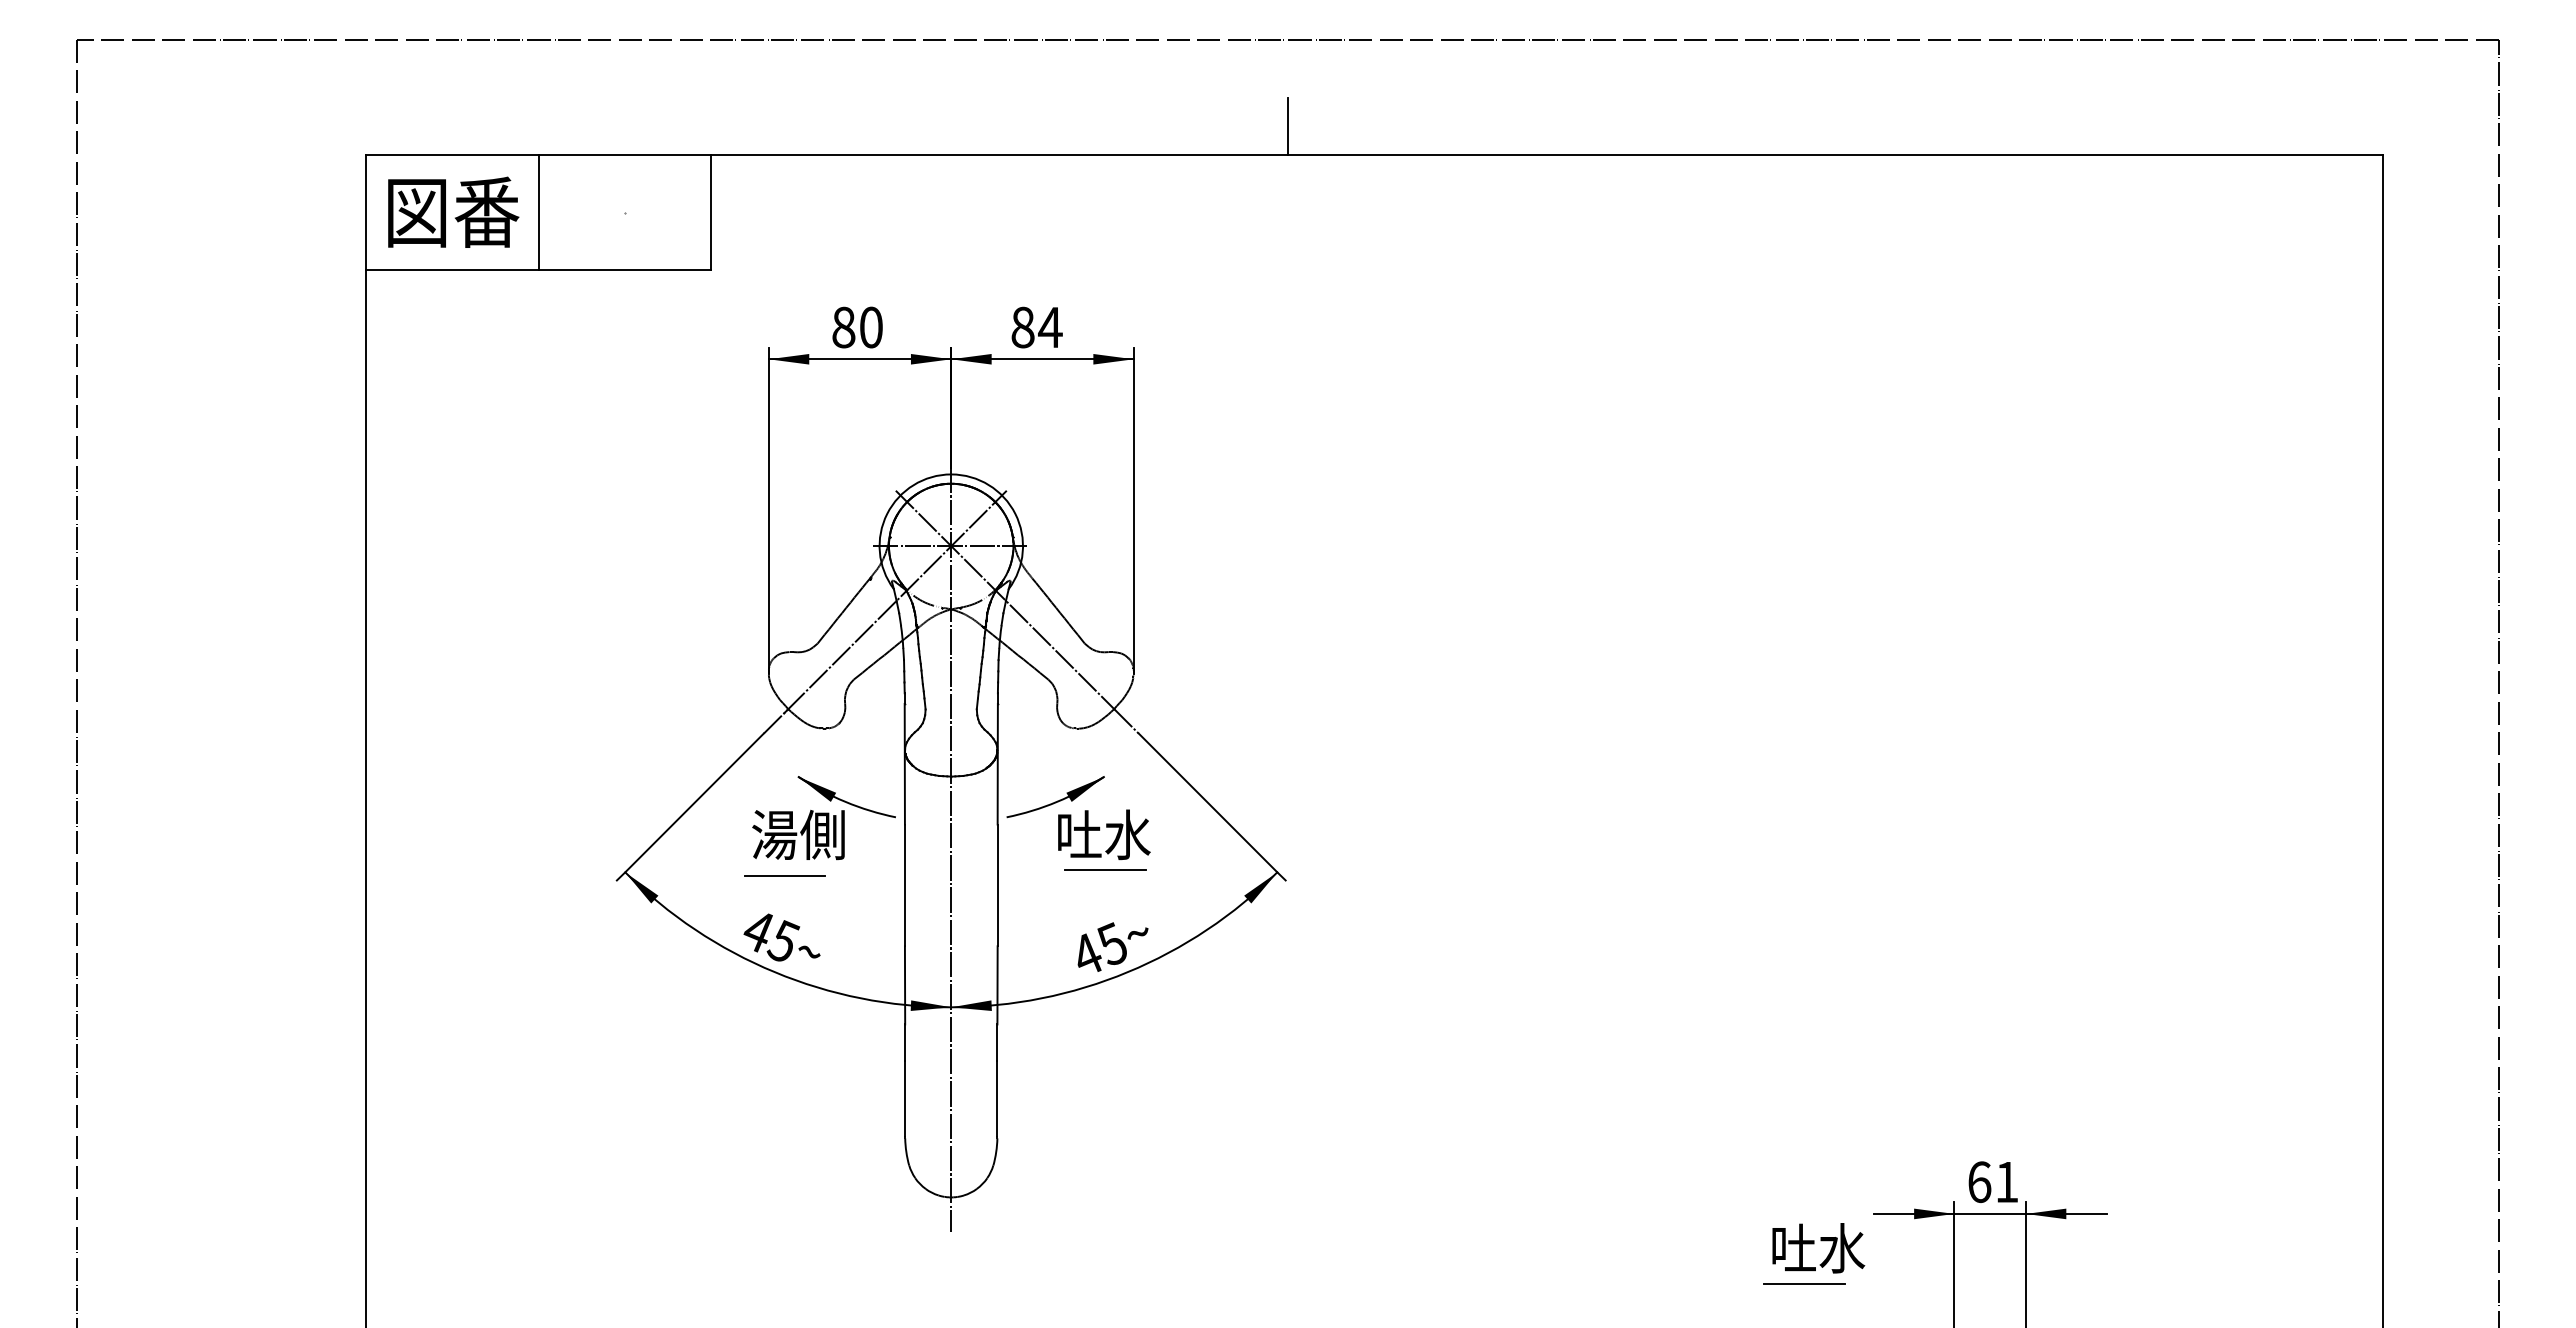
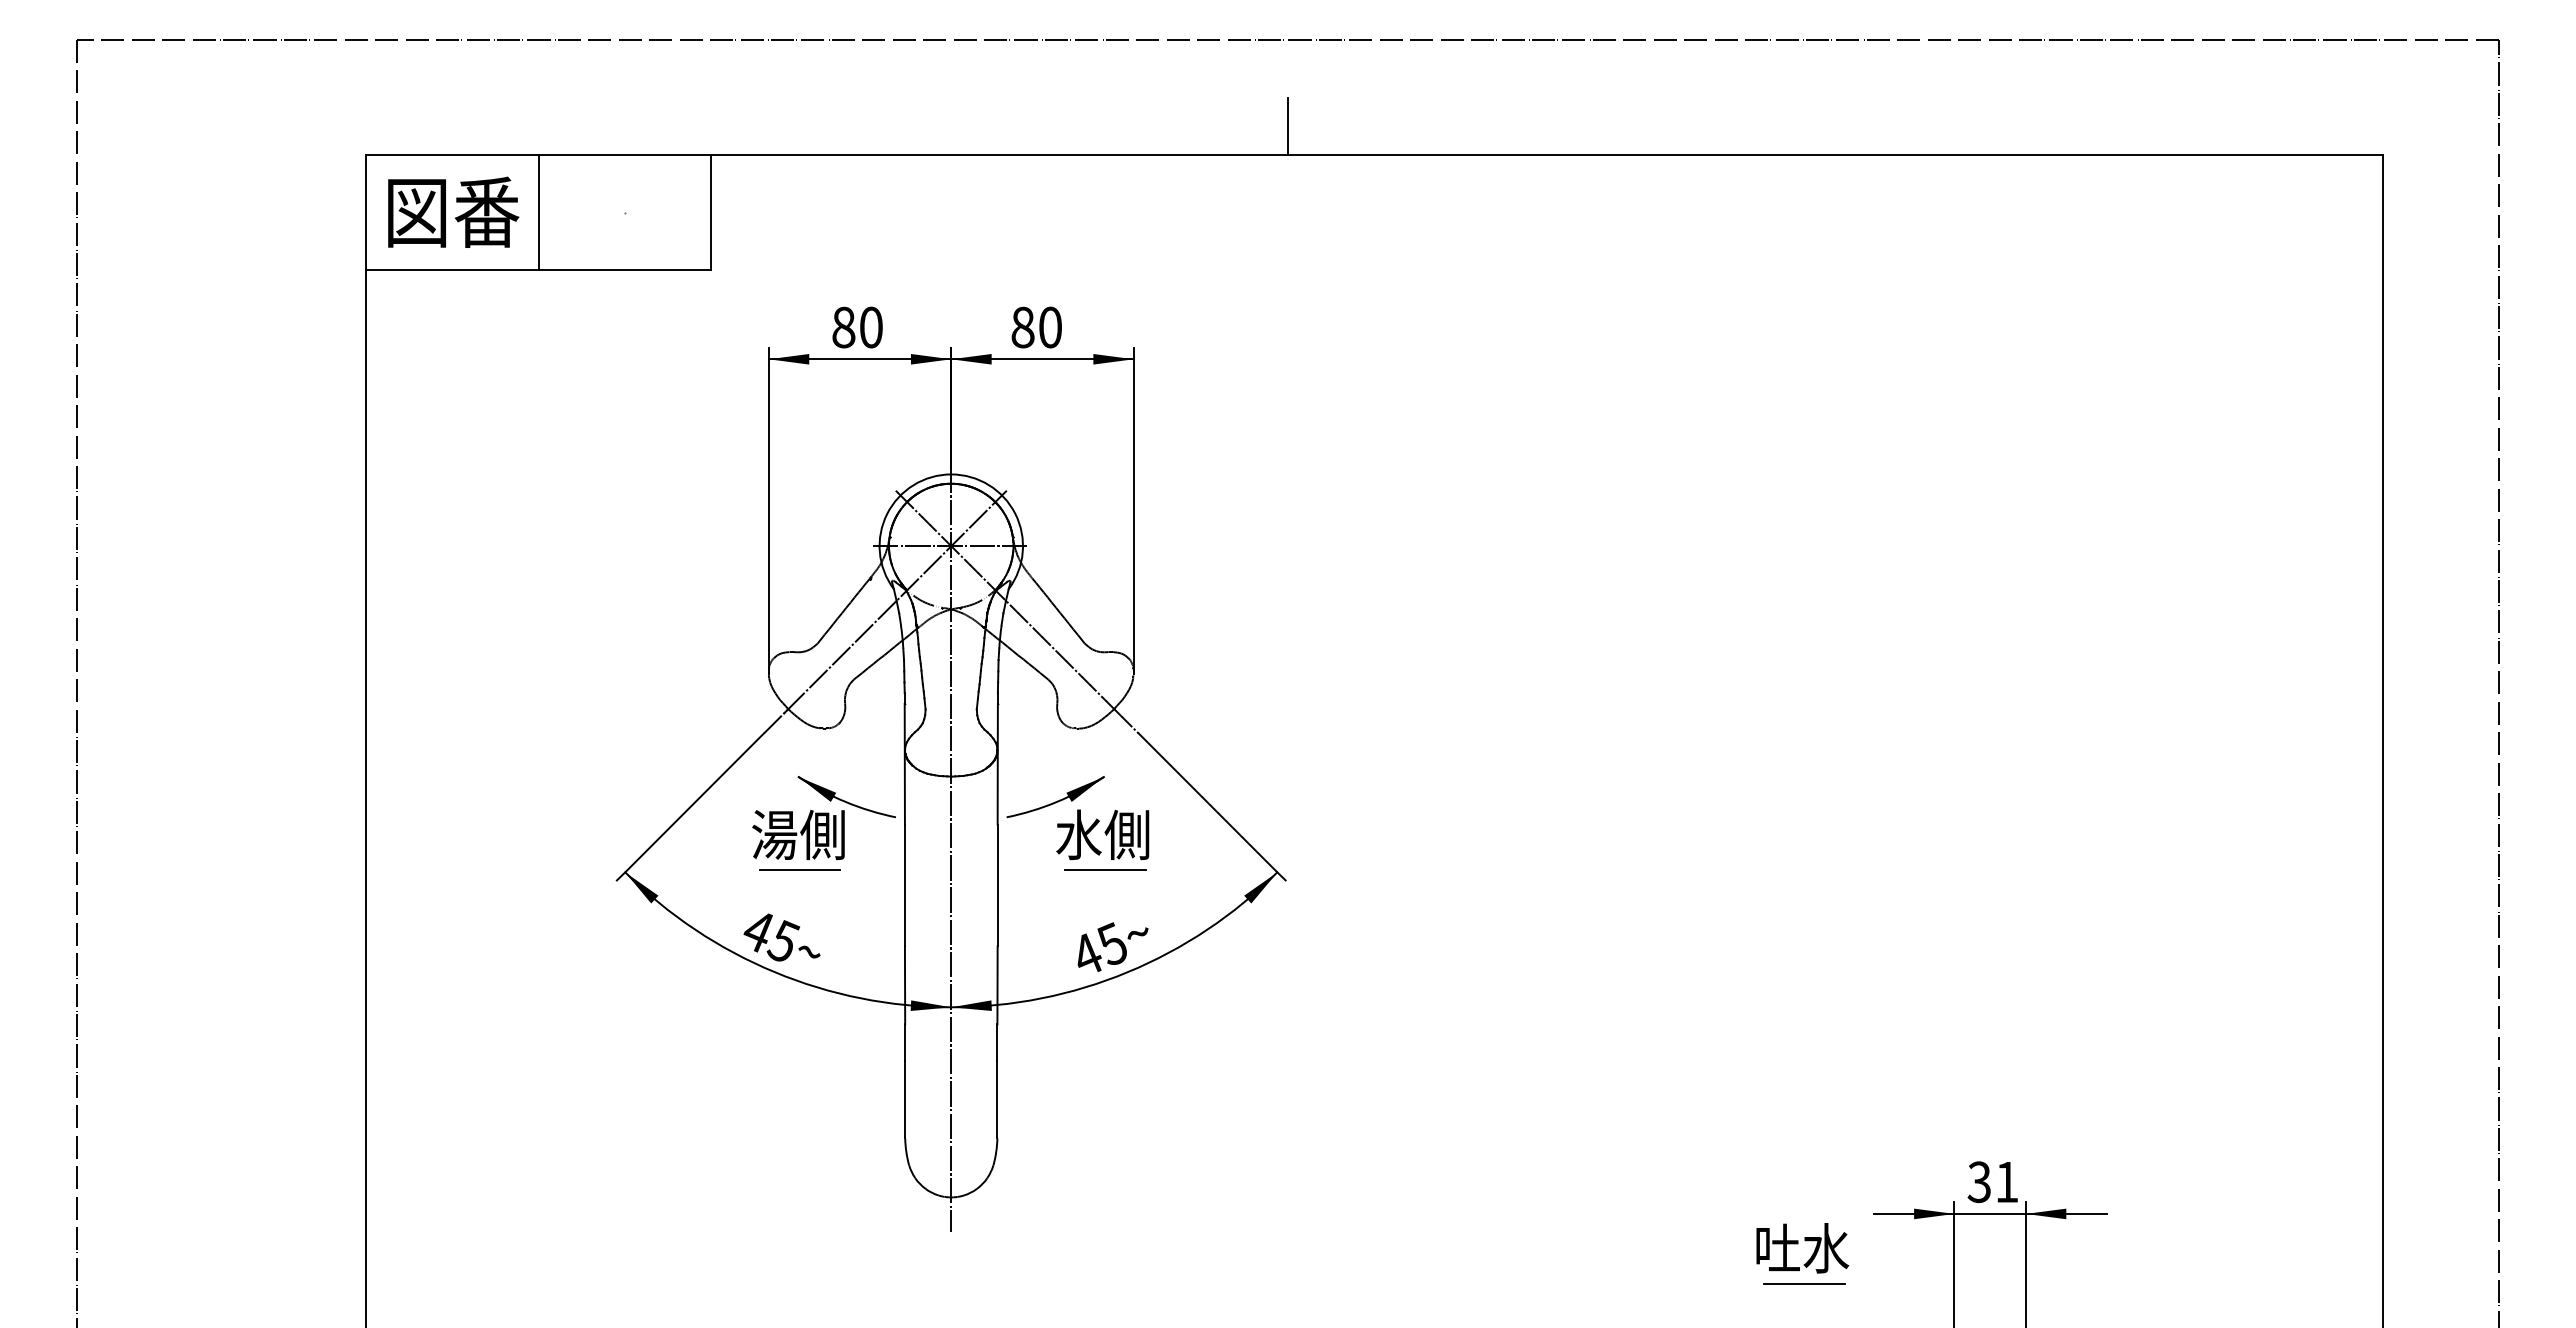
text: 84 -> 80 (1050, 327)
text: 吐水 -> 水側 (1103, 834)
line position: (784, 875) -> (799, 869) (799, 869)
text: 61 -> 31 (1979, 1182)
text position: (1818, 1248) -> (1802, 1248) (1802, 1248)
